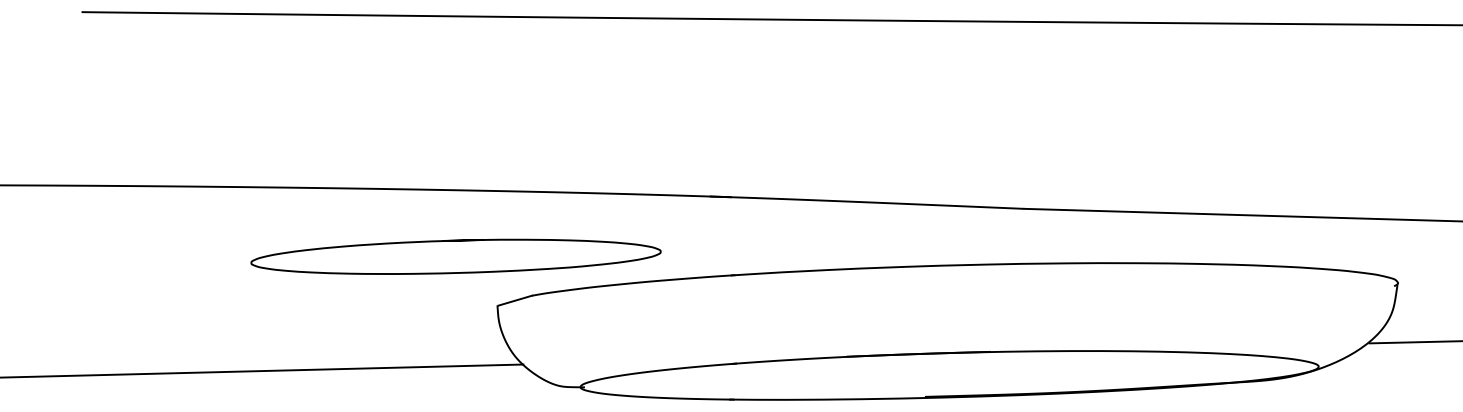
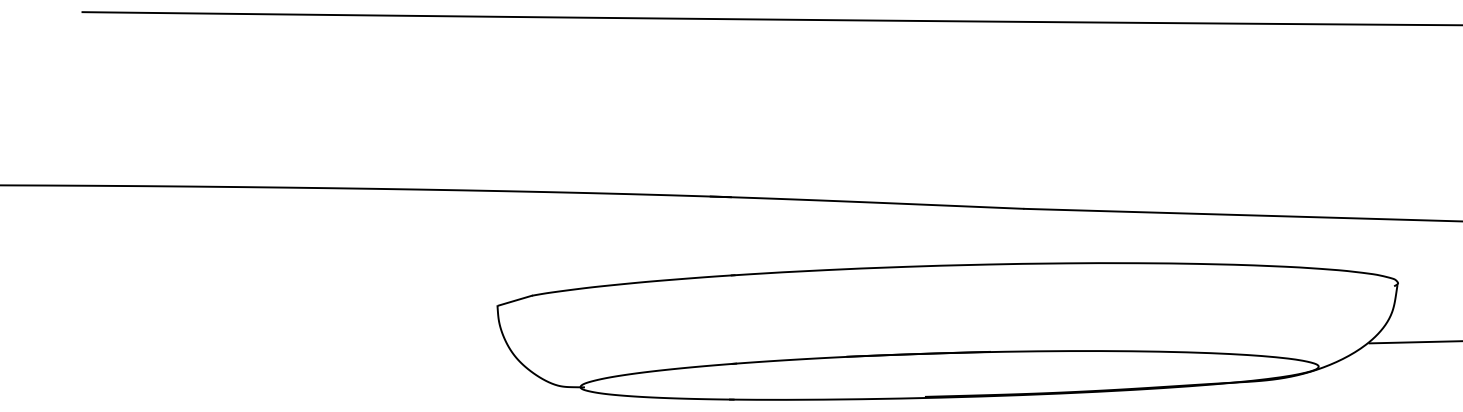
part: present -> none (455, 256)
line: present -> none (262, 370)
